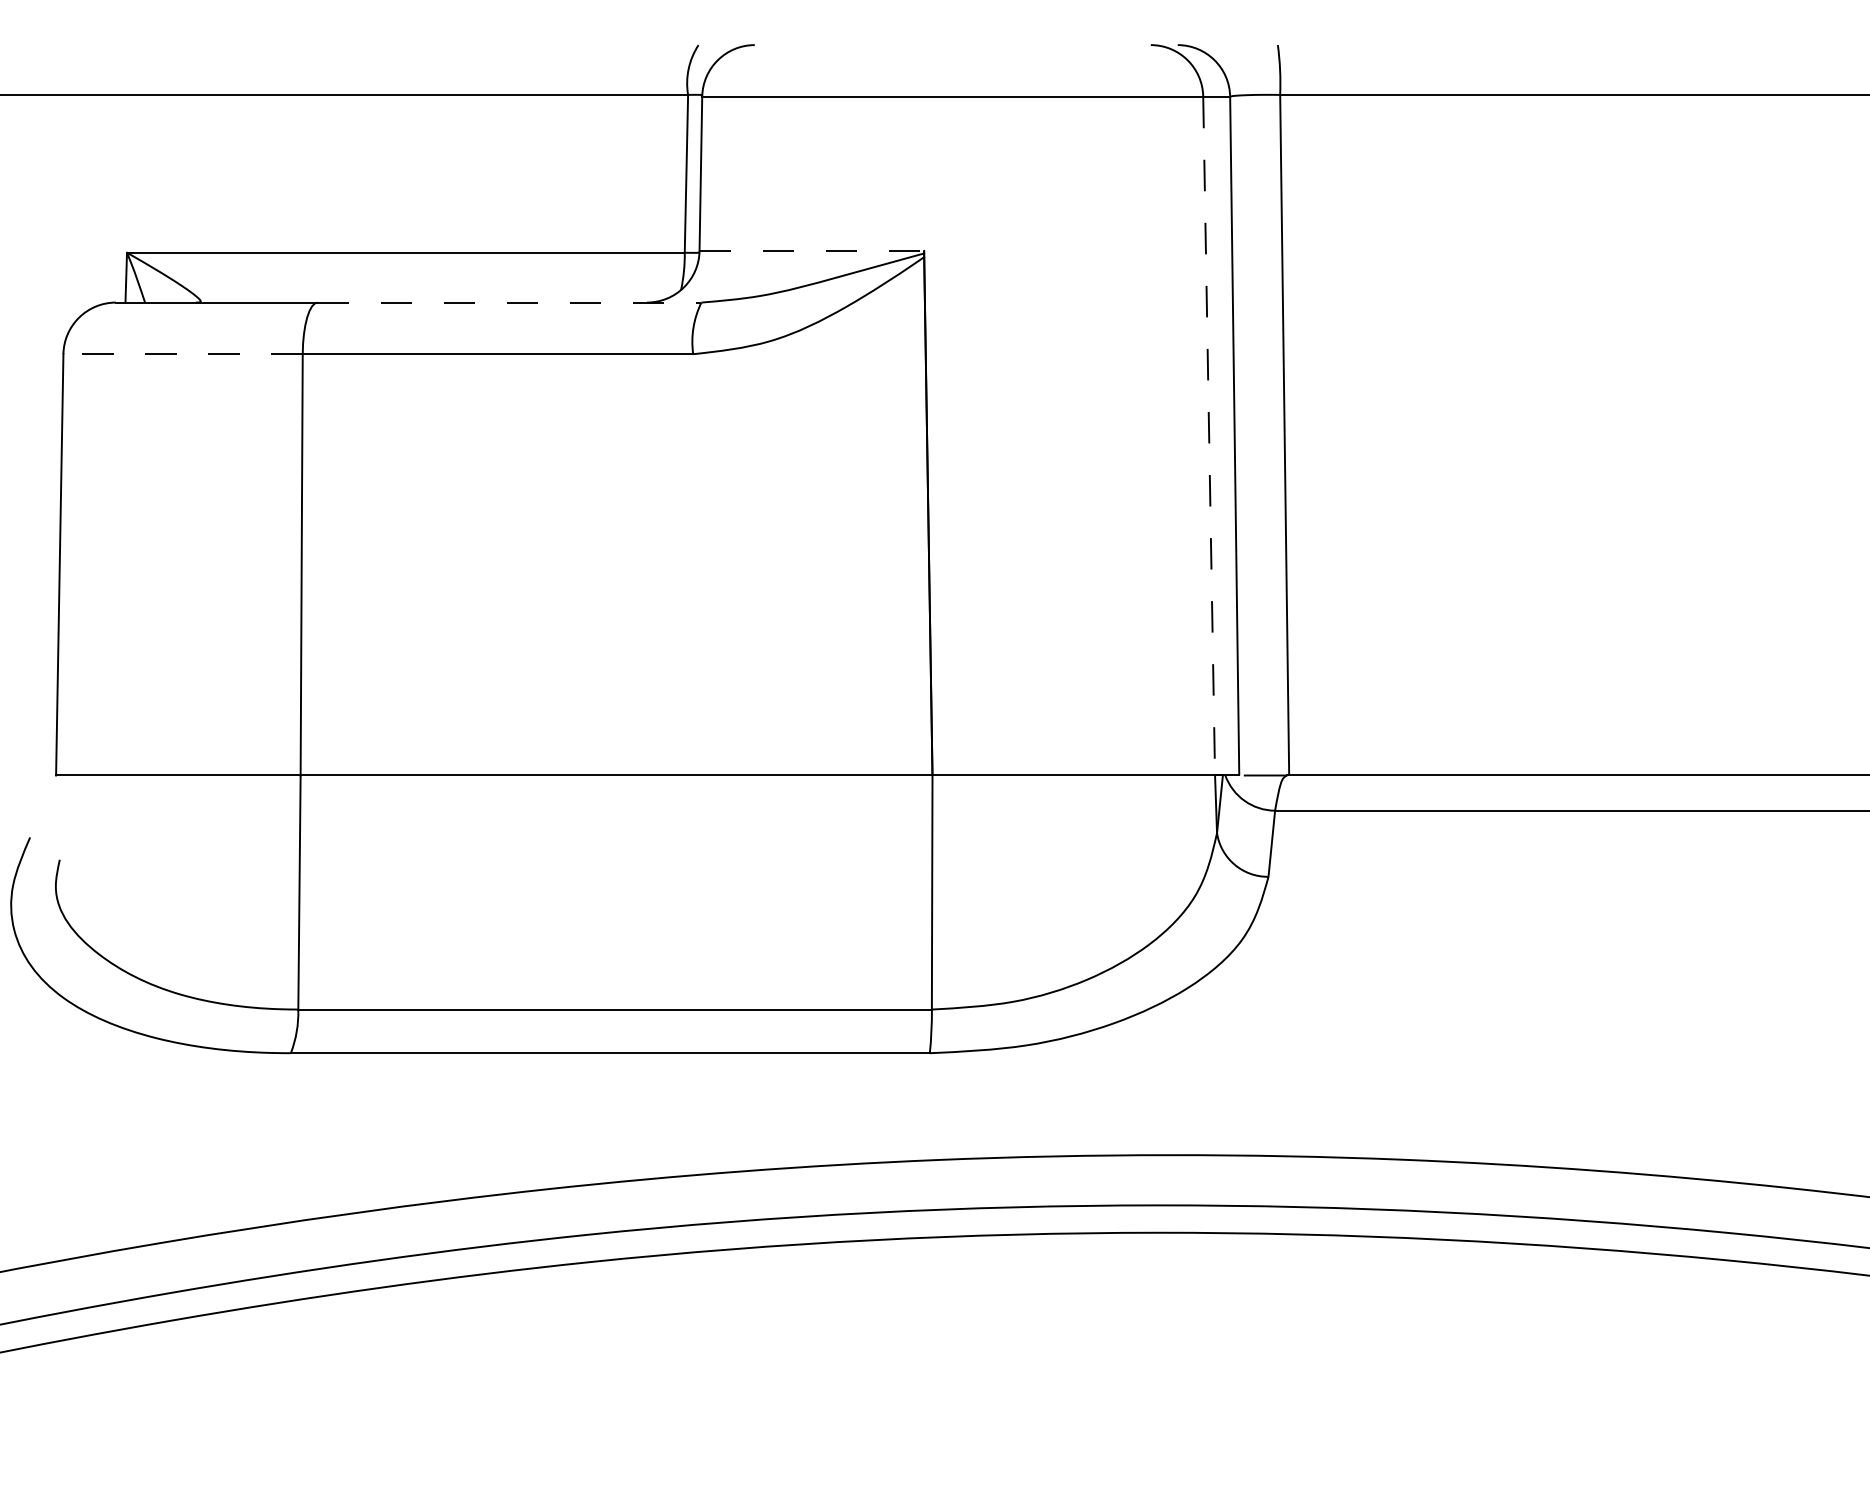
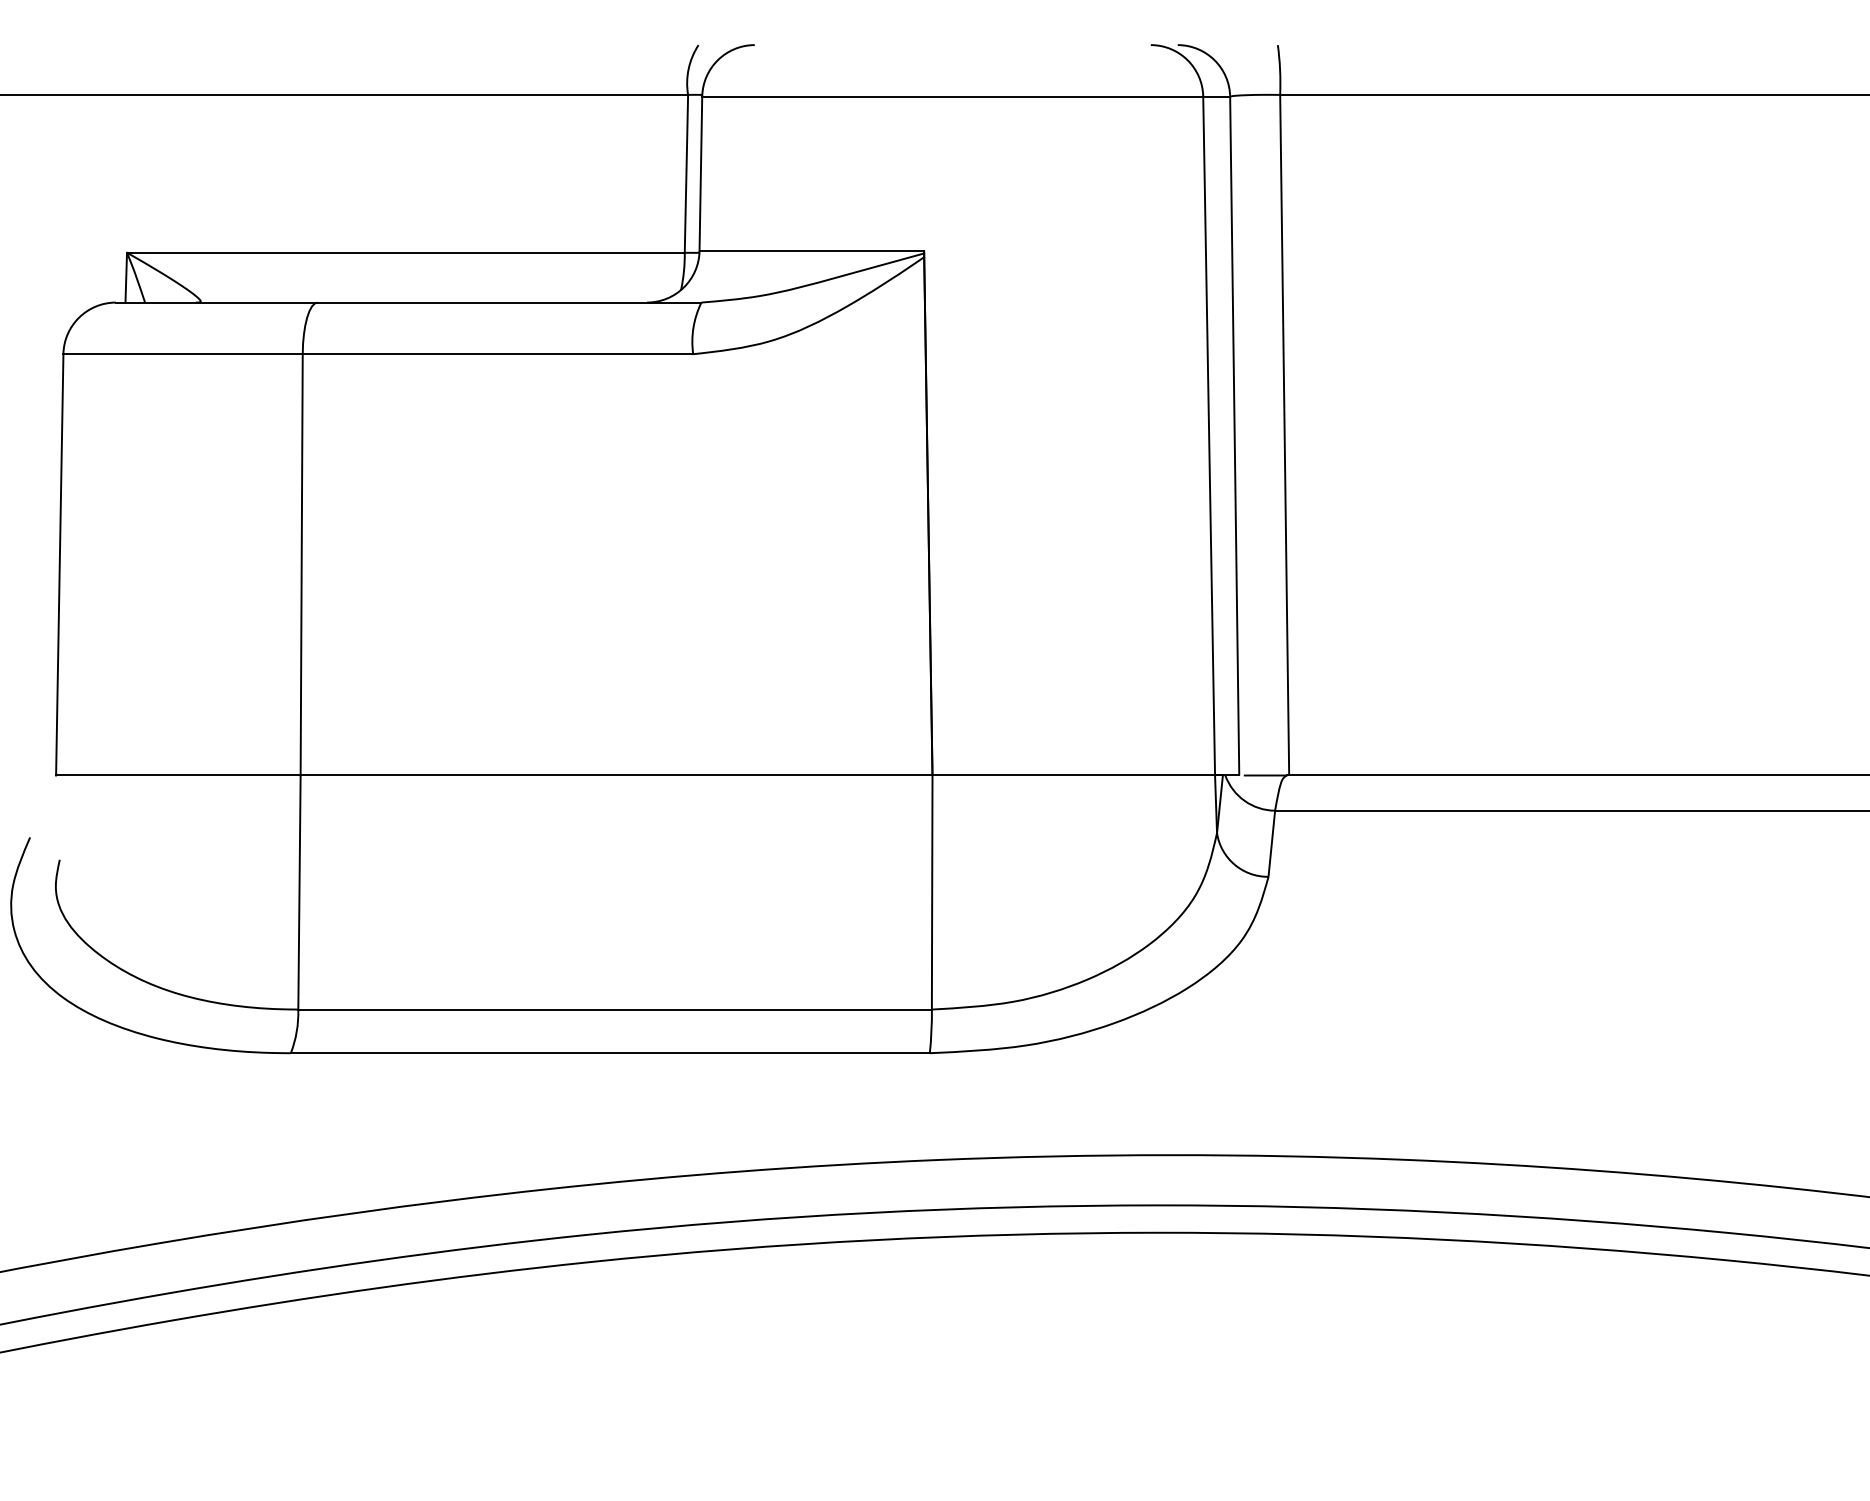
line: dashed -> solid (812, 250)
line: dashed -> solid (509, 302)
line: dashed -> solid (183, 354)
line: dashed -> solid (1209, 436)
